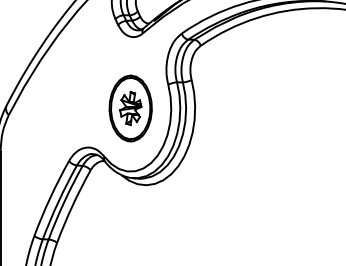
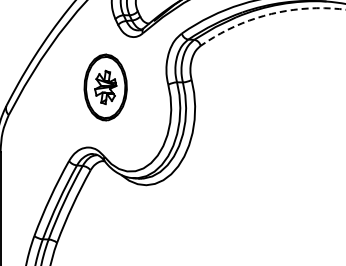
arc: solid -> dashed (270, 14)
part position: (130, 108) -> (105, 87) (105, 87)
